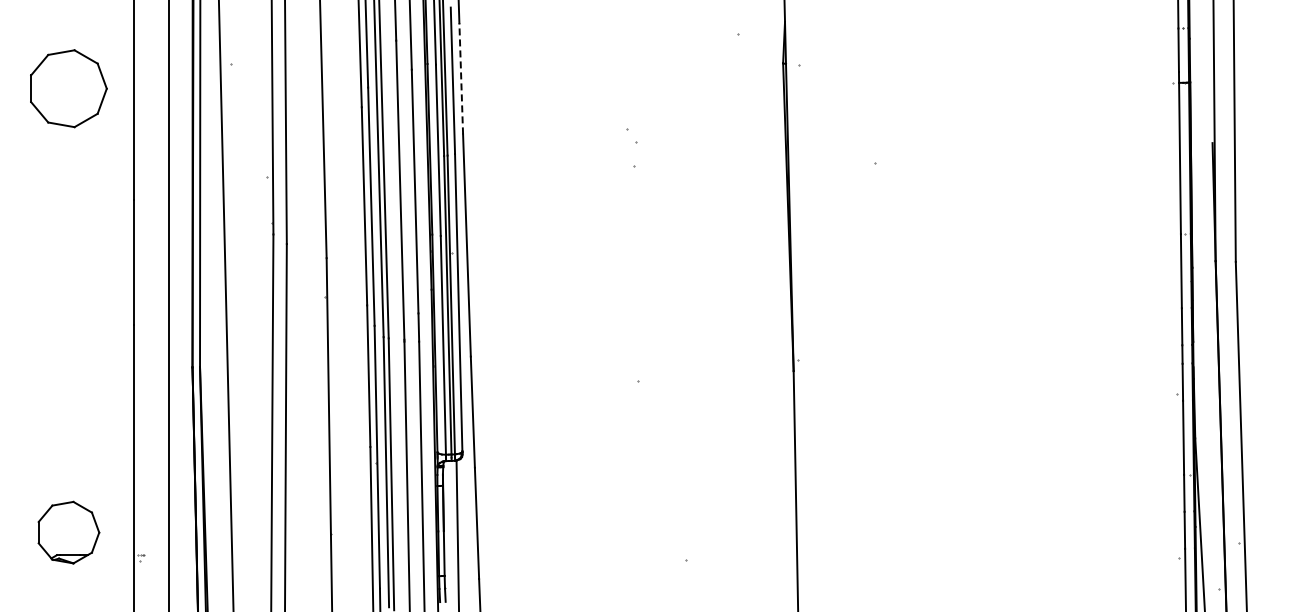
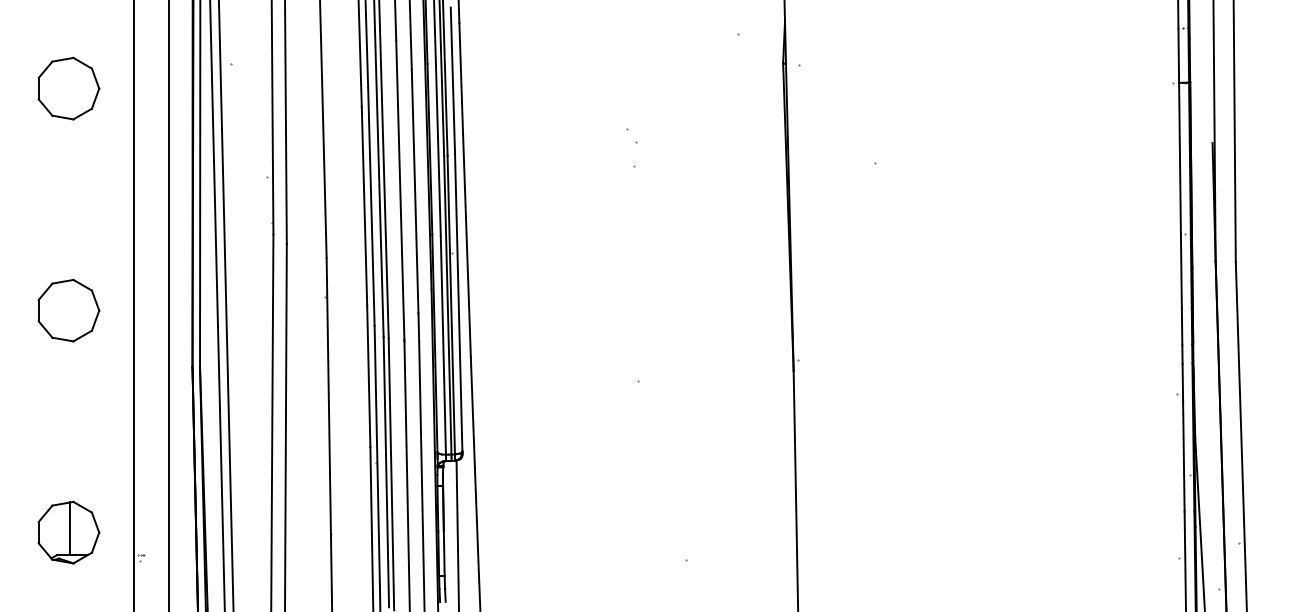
line: dashed -> solid (461, 78)
part size: 78x80 px -> 64x65 px (68, 88)
line: none -> present (217, 305)
part: none -> present (68, 310)
line: none -> present (70, 528)
